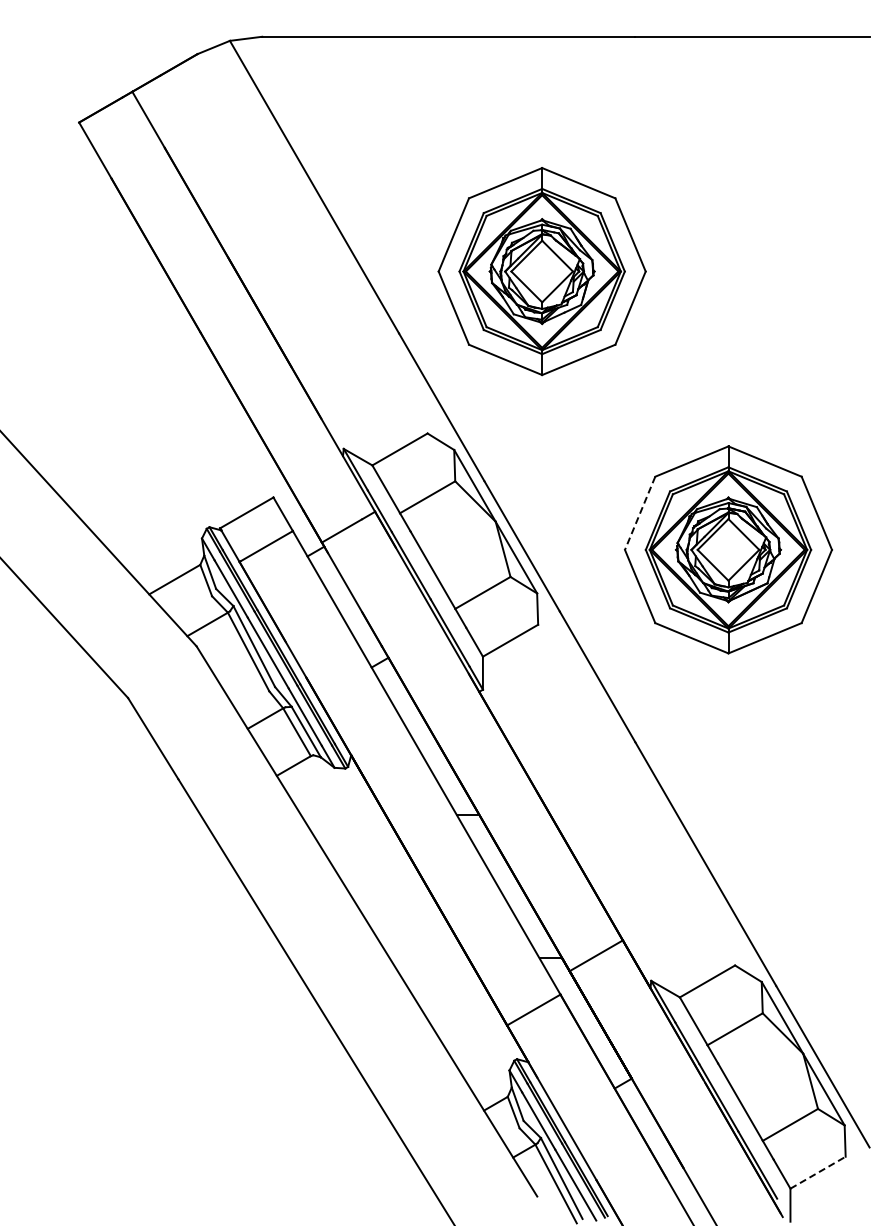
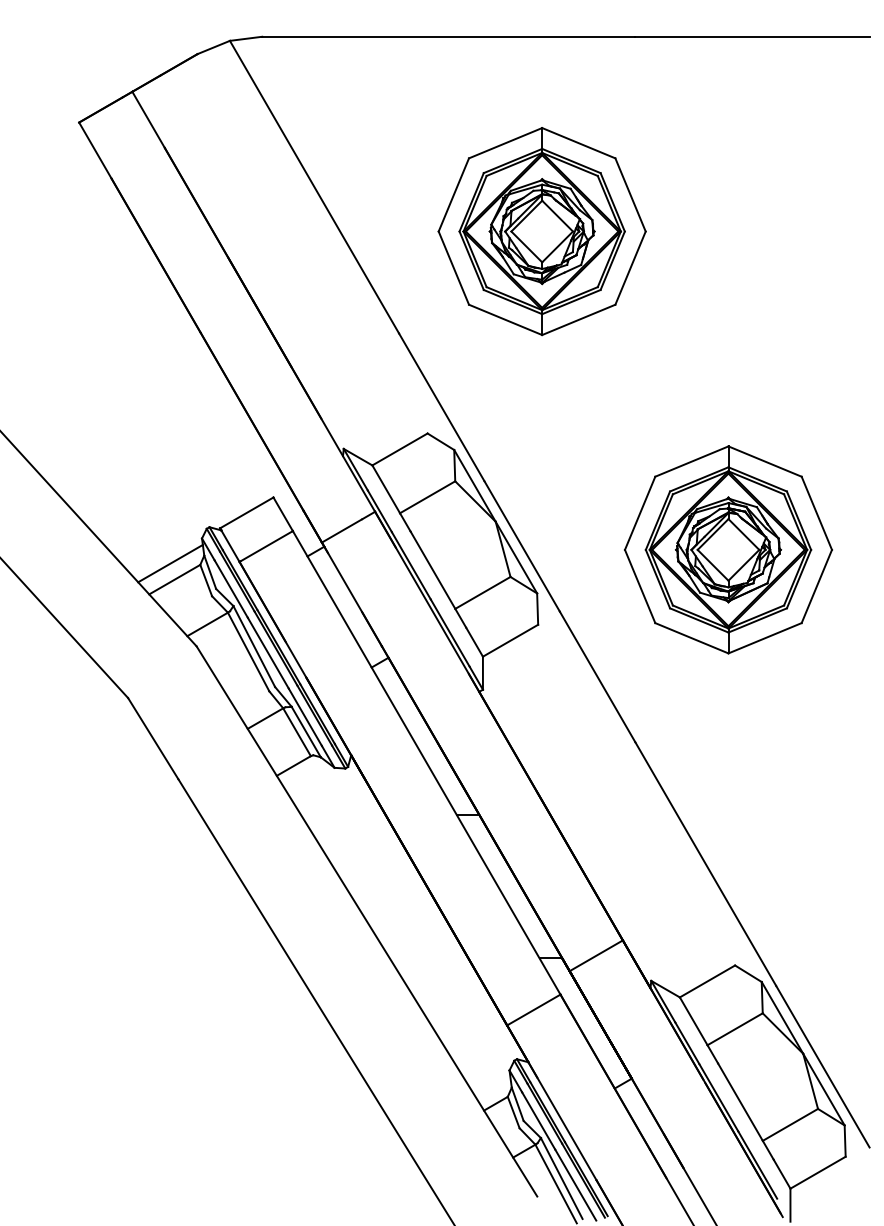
part position: (541, 271) -> (541, 231) (541, 231)
line: dashed -> solid (640, 513)
line: none -> present (170, 563)
line: dashed -> solid (818, 1172)
